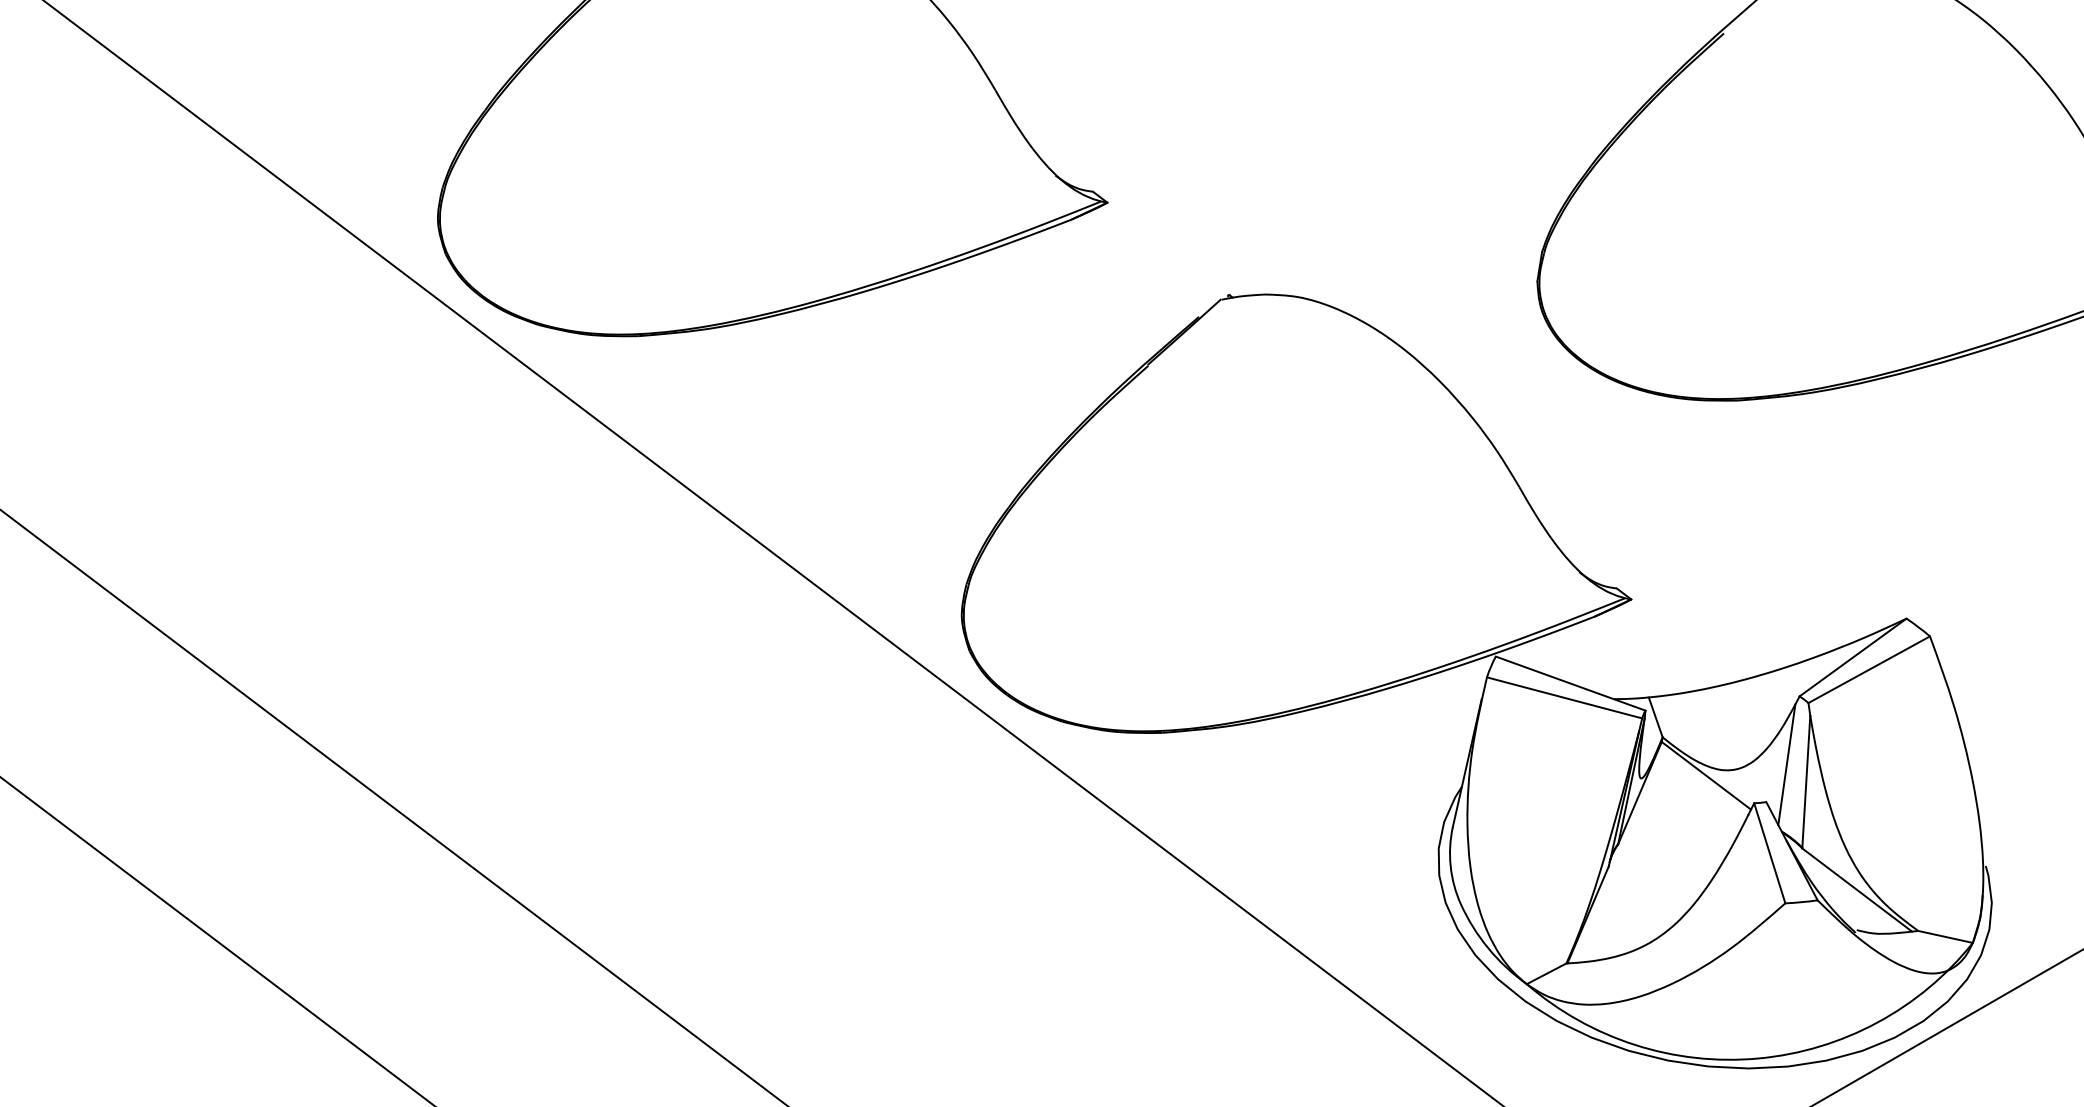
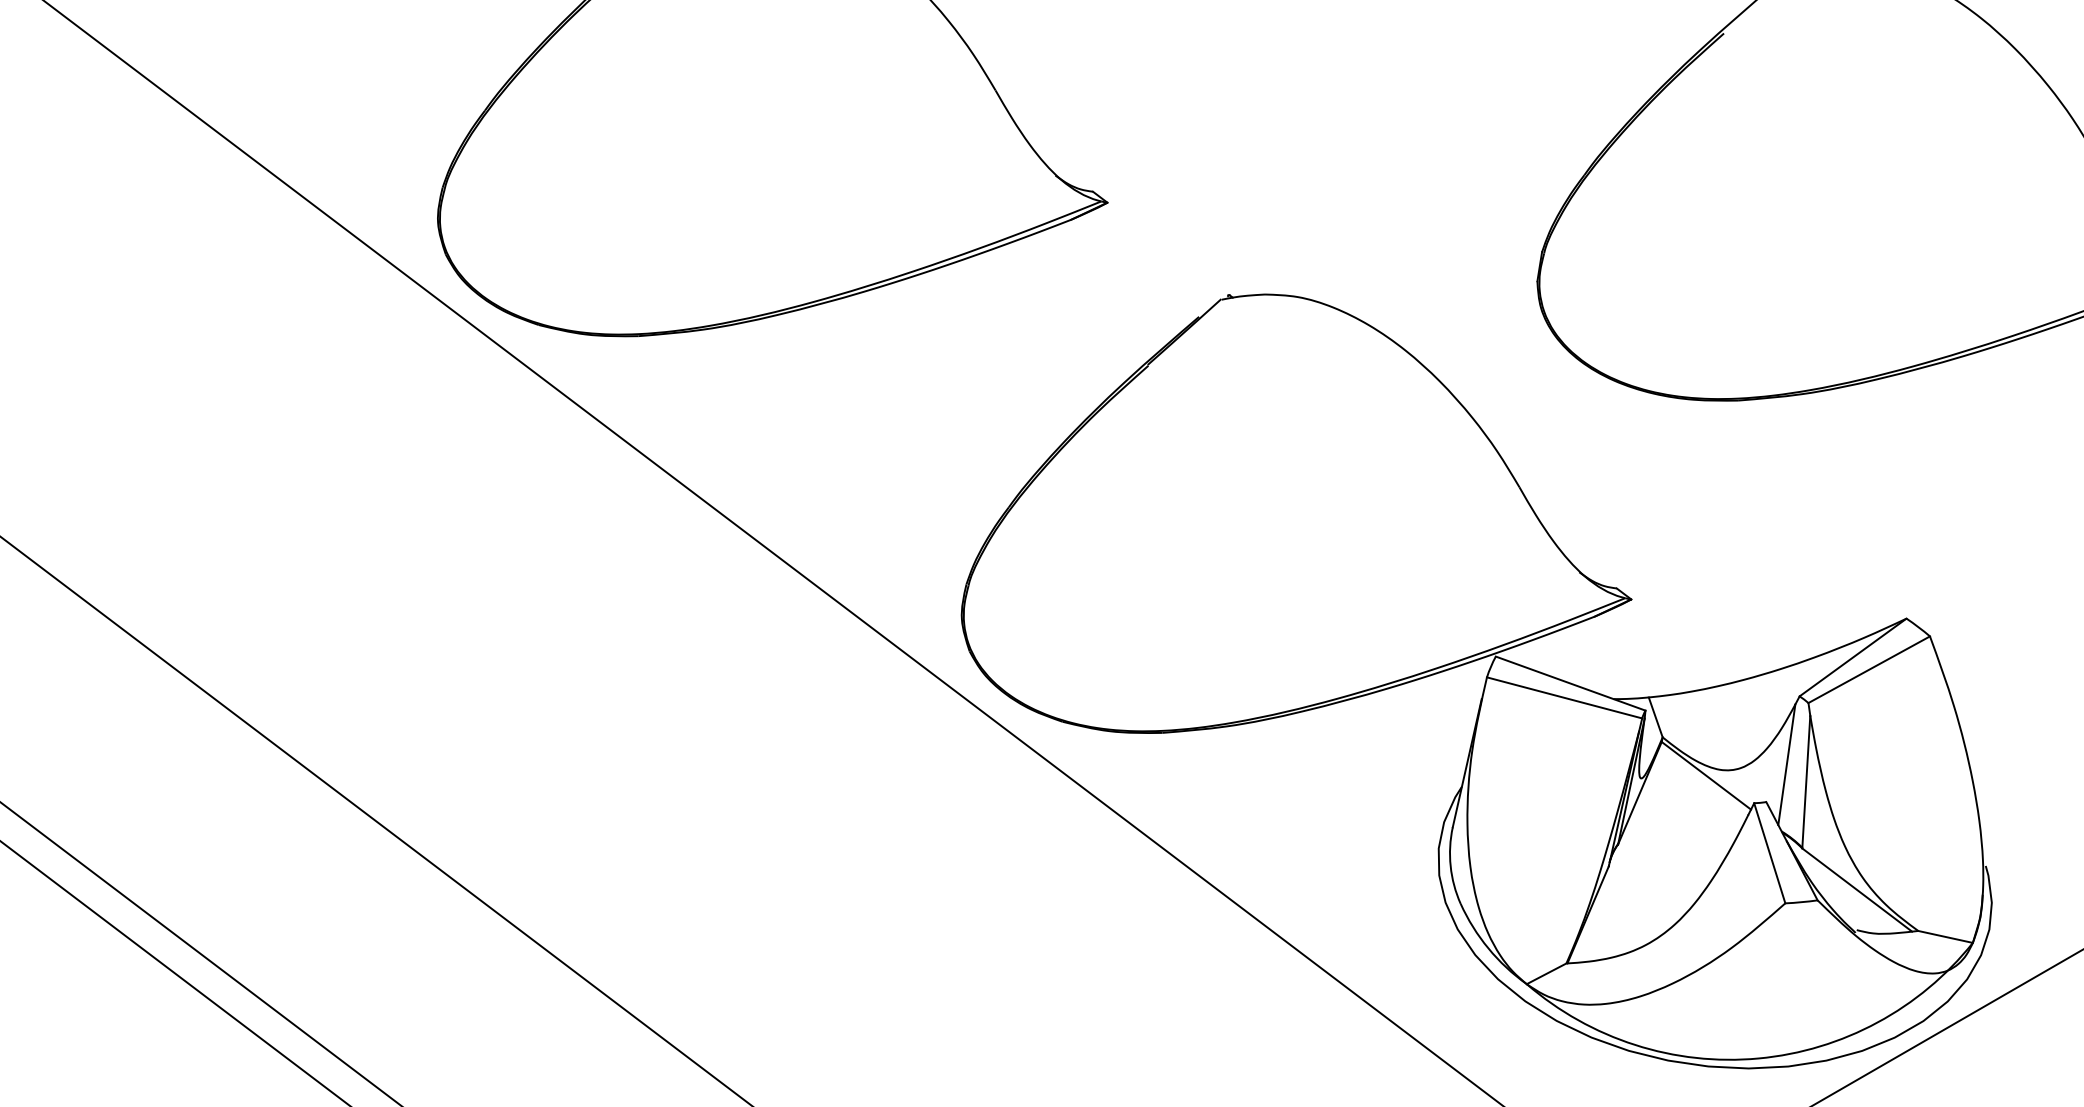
line position: (393, 807) -> (375, 820) (375, 820)
line position: (216, 940) -> (200, 953) (200, 953)
line: none -> present (174, 972)
